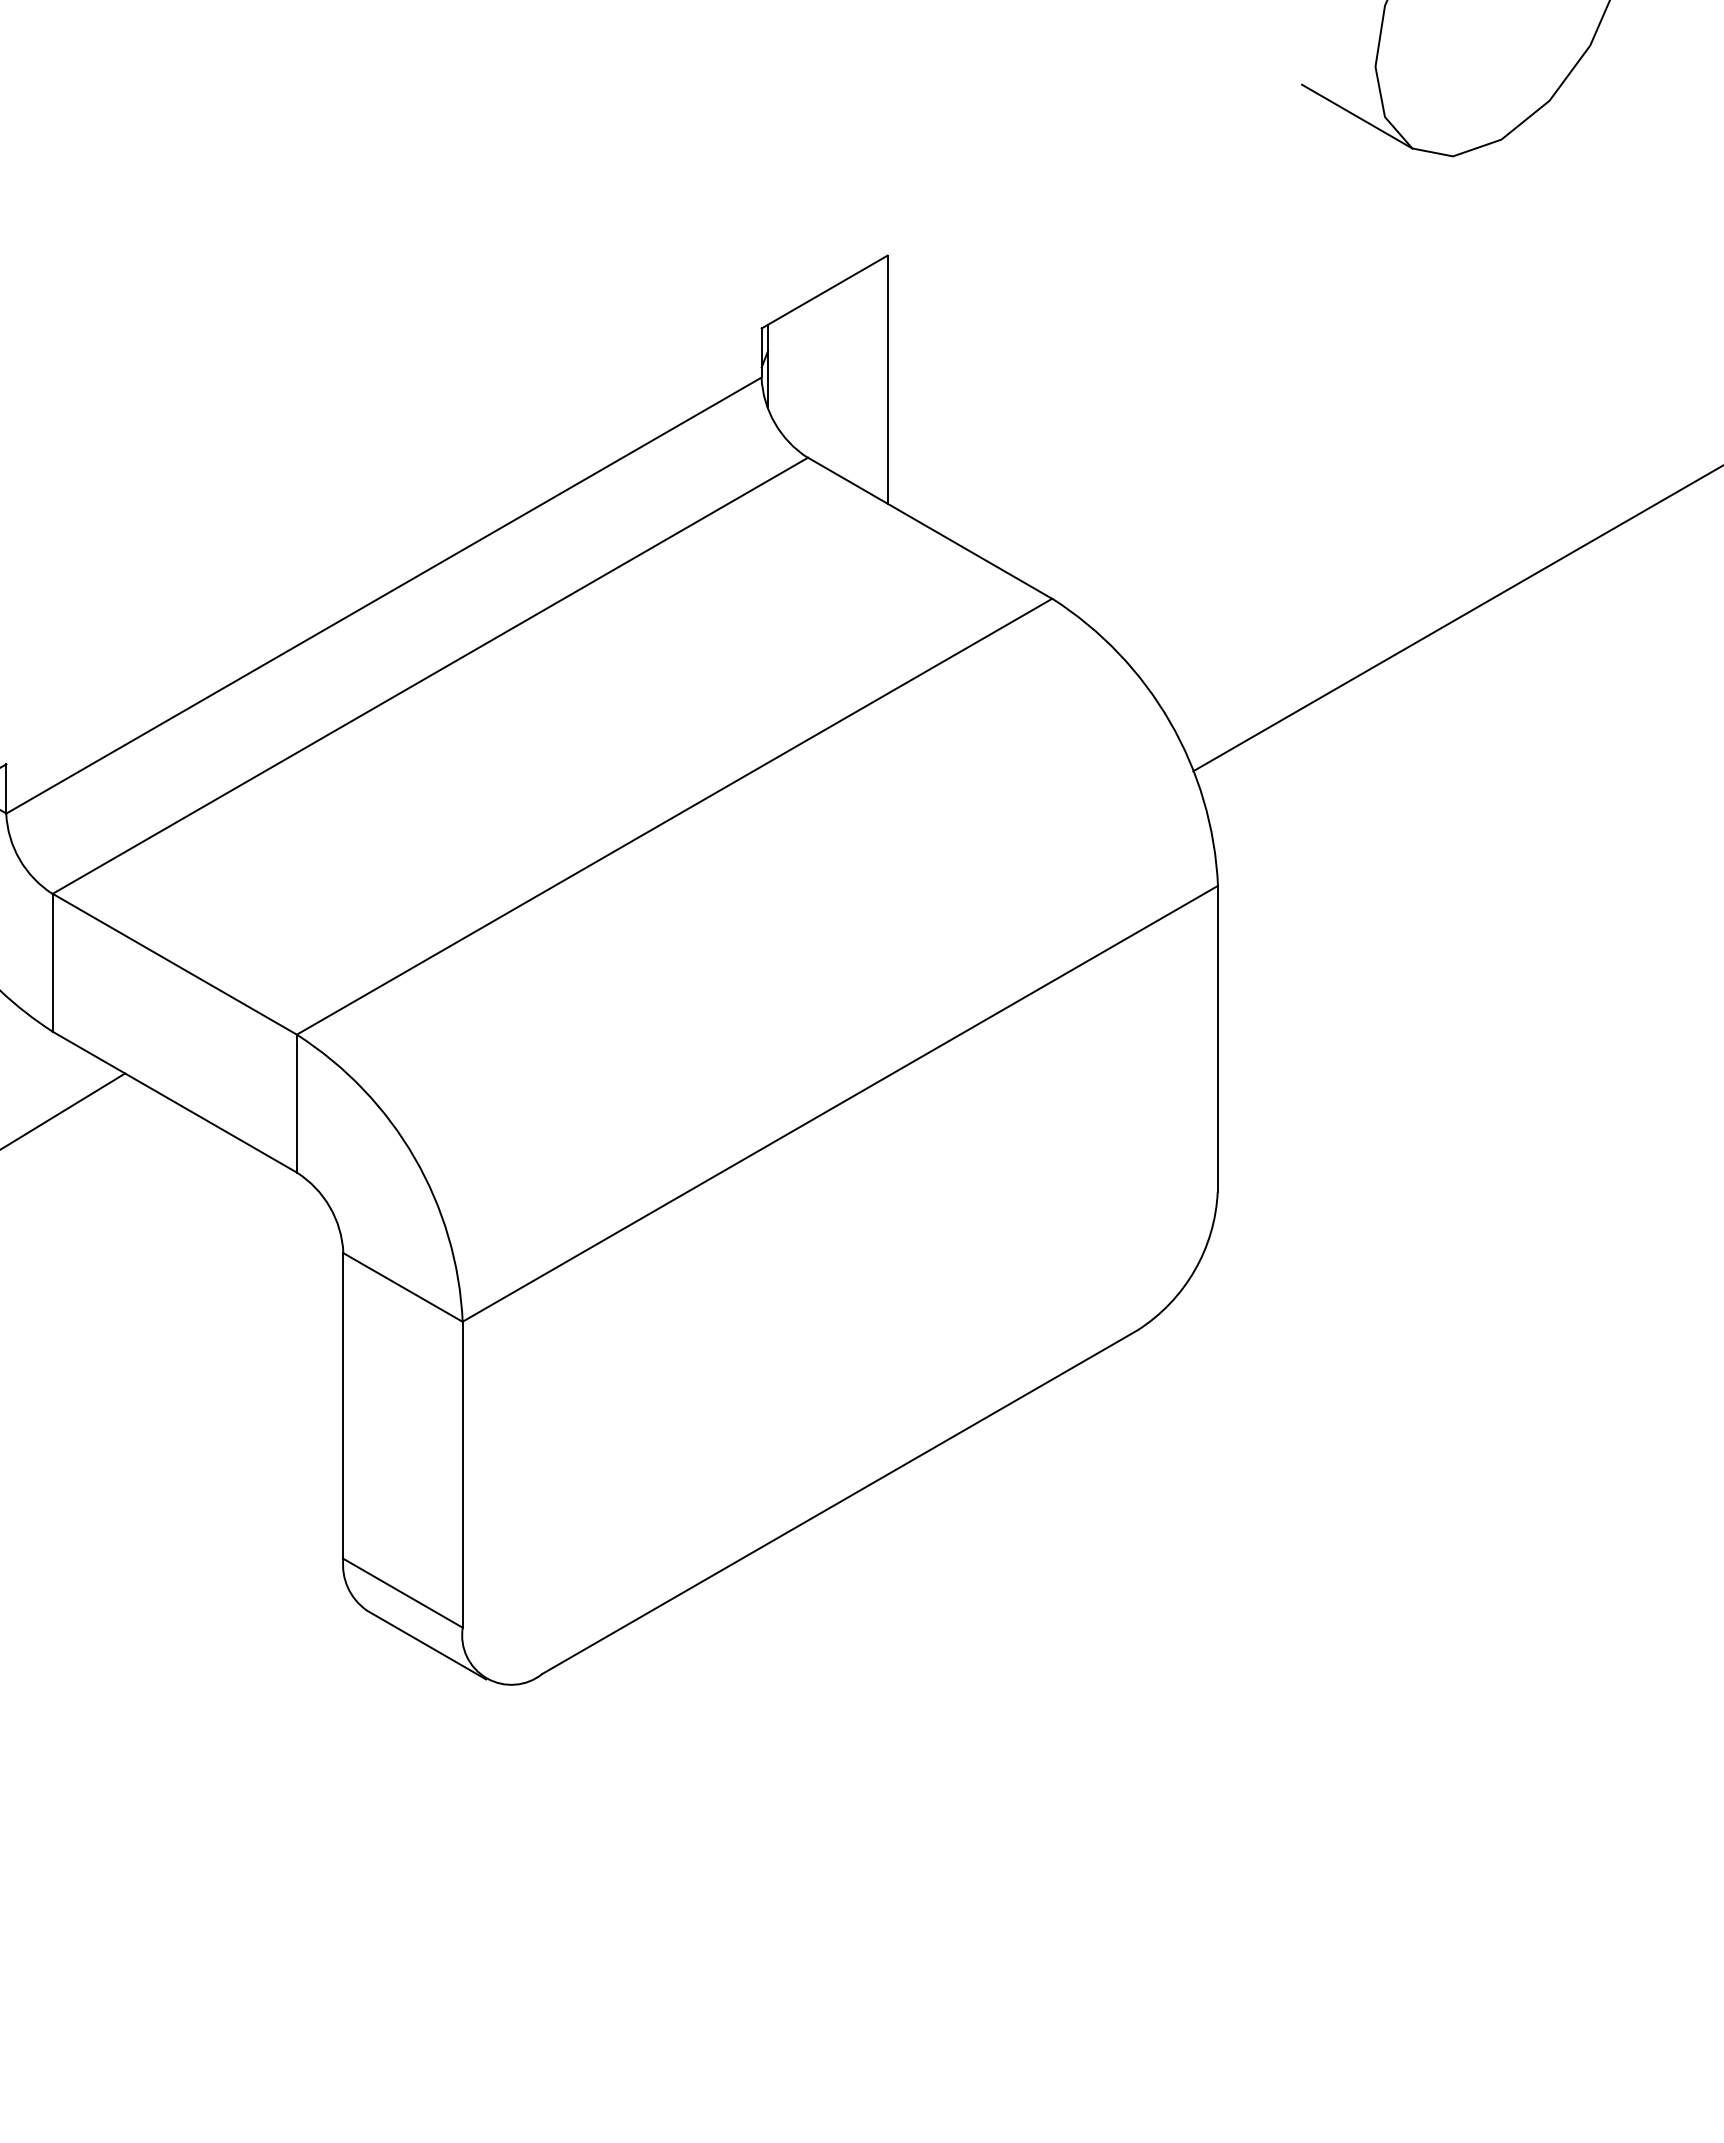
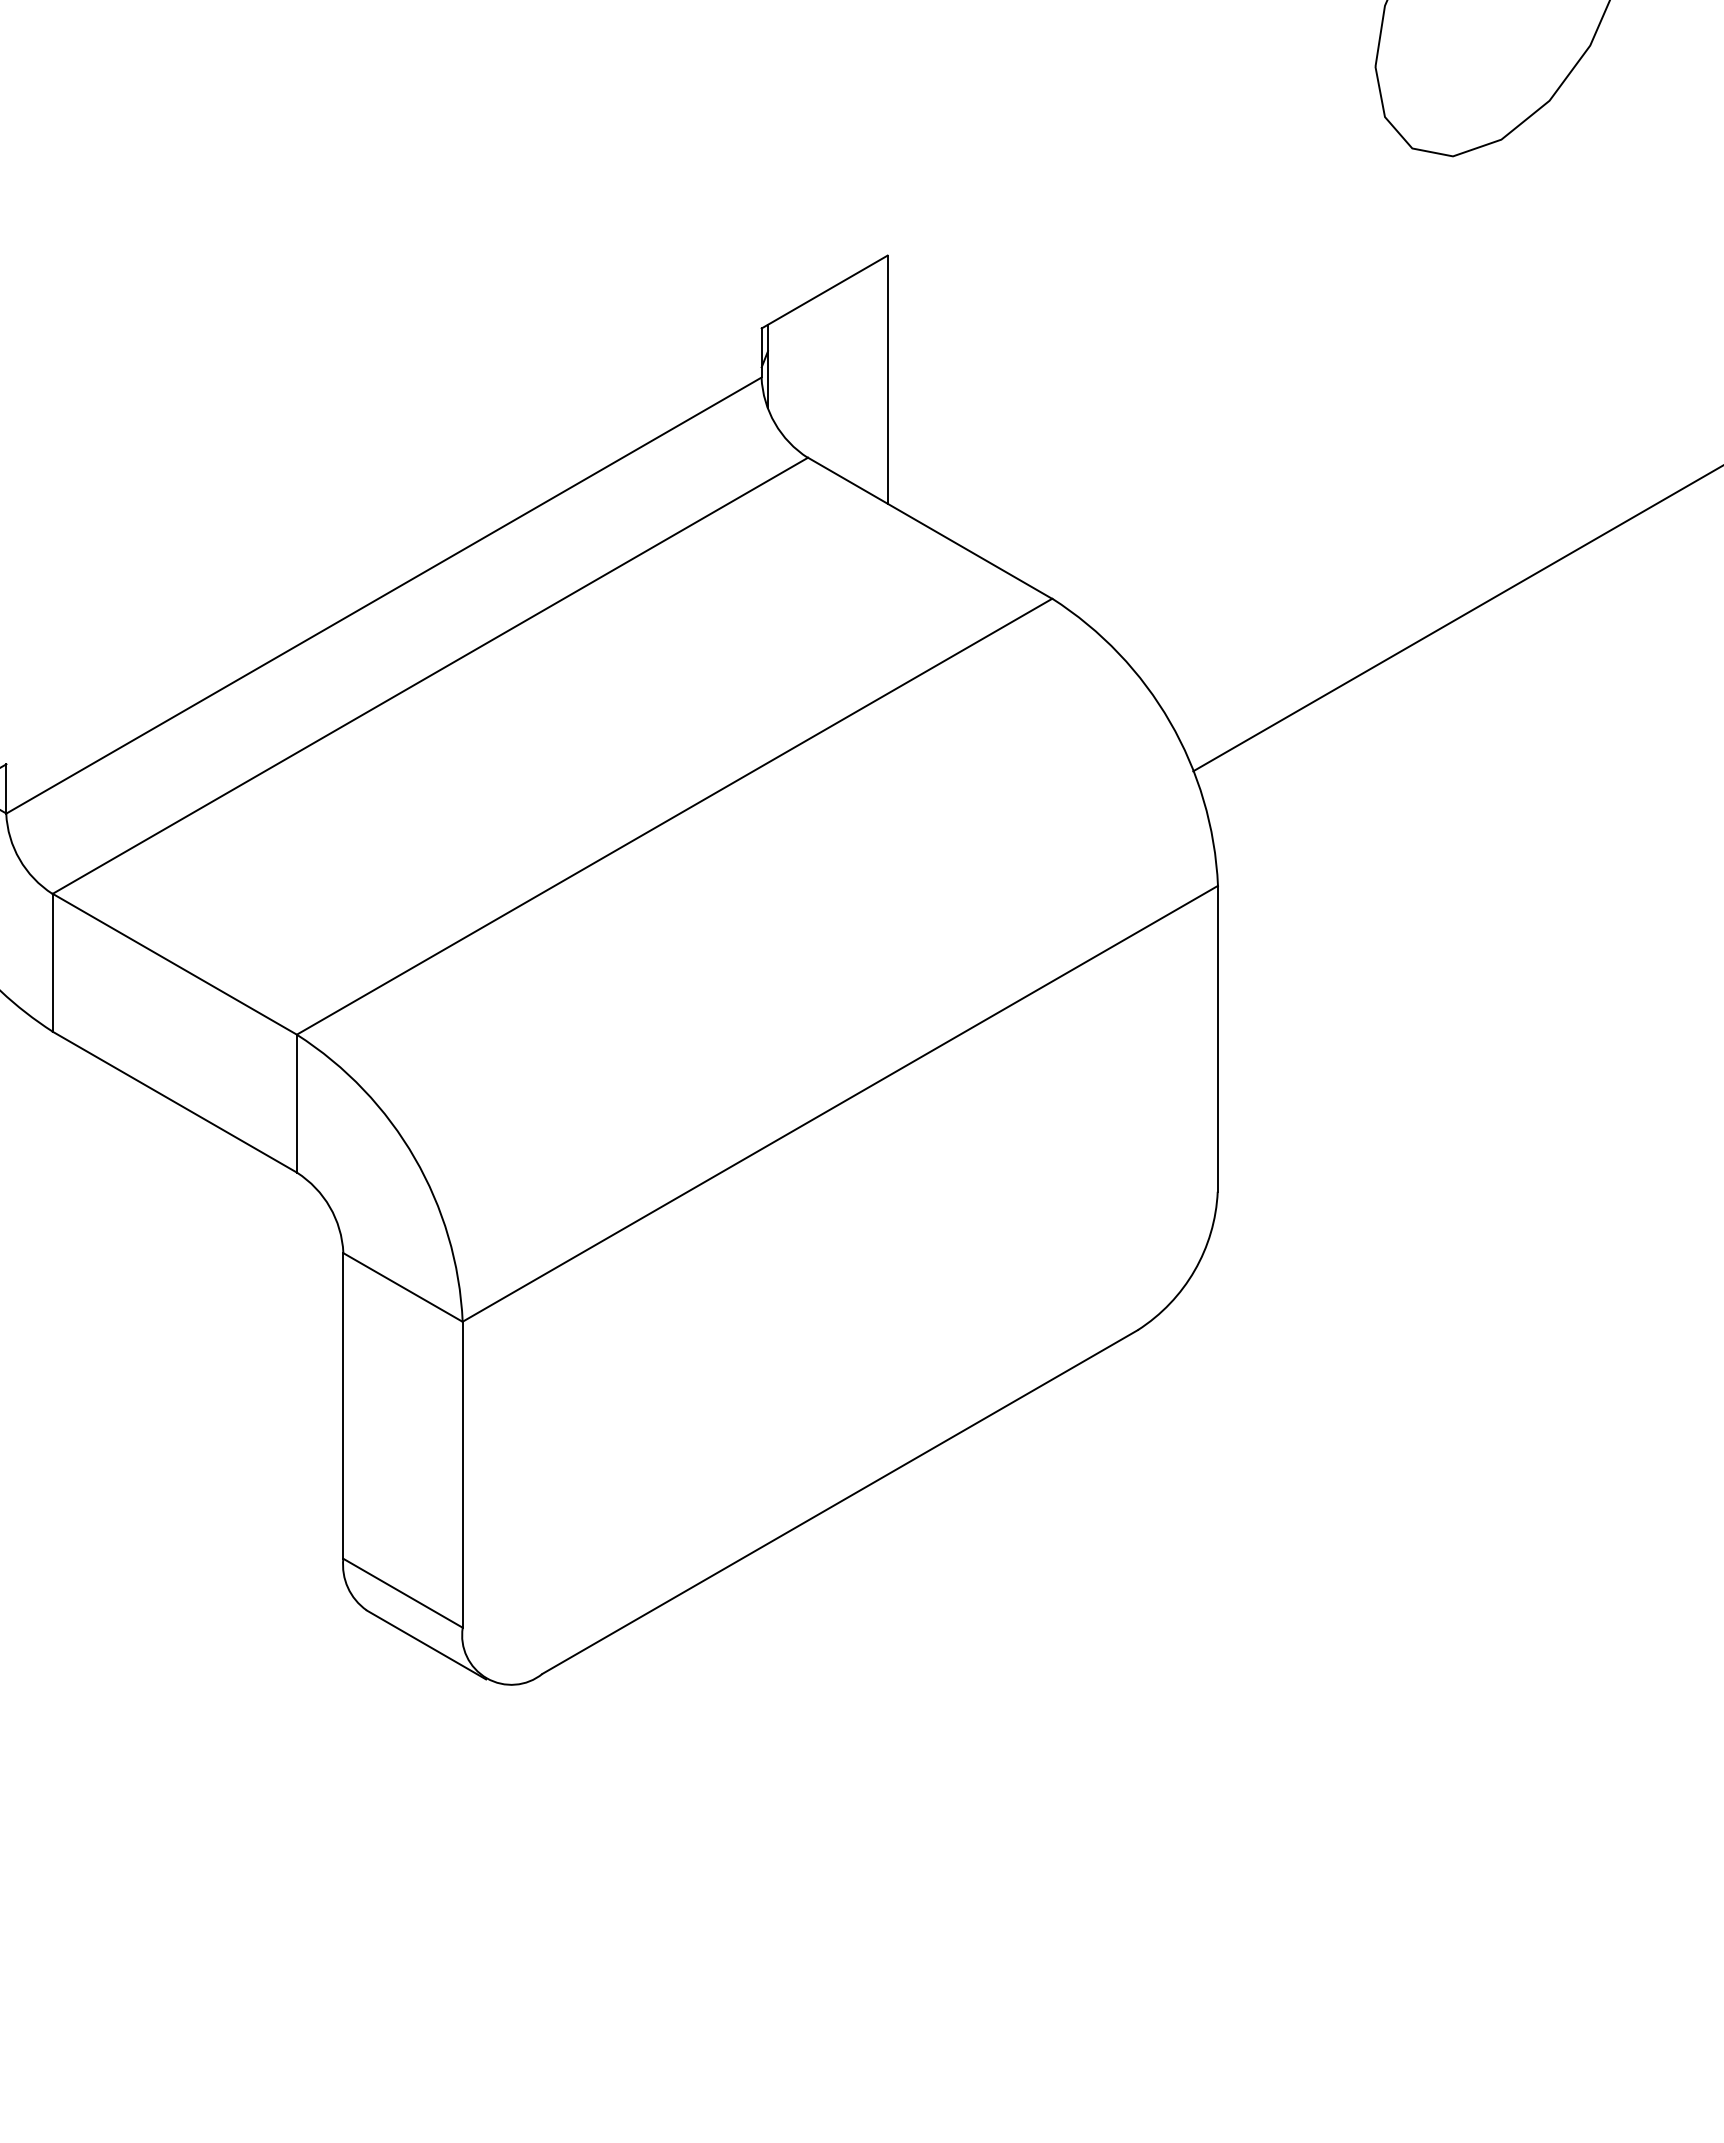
line: present -> none (1357, 116)
line: present -> none (63, 1110)
